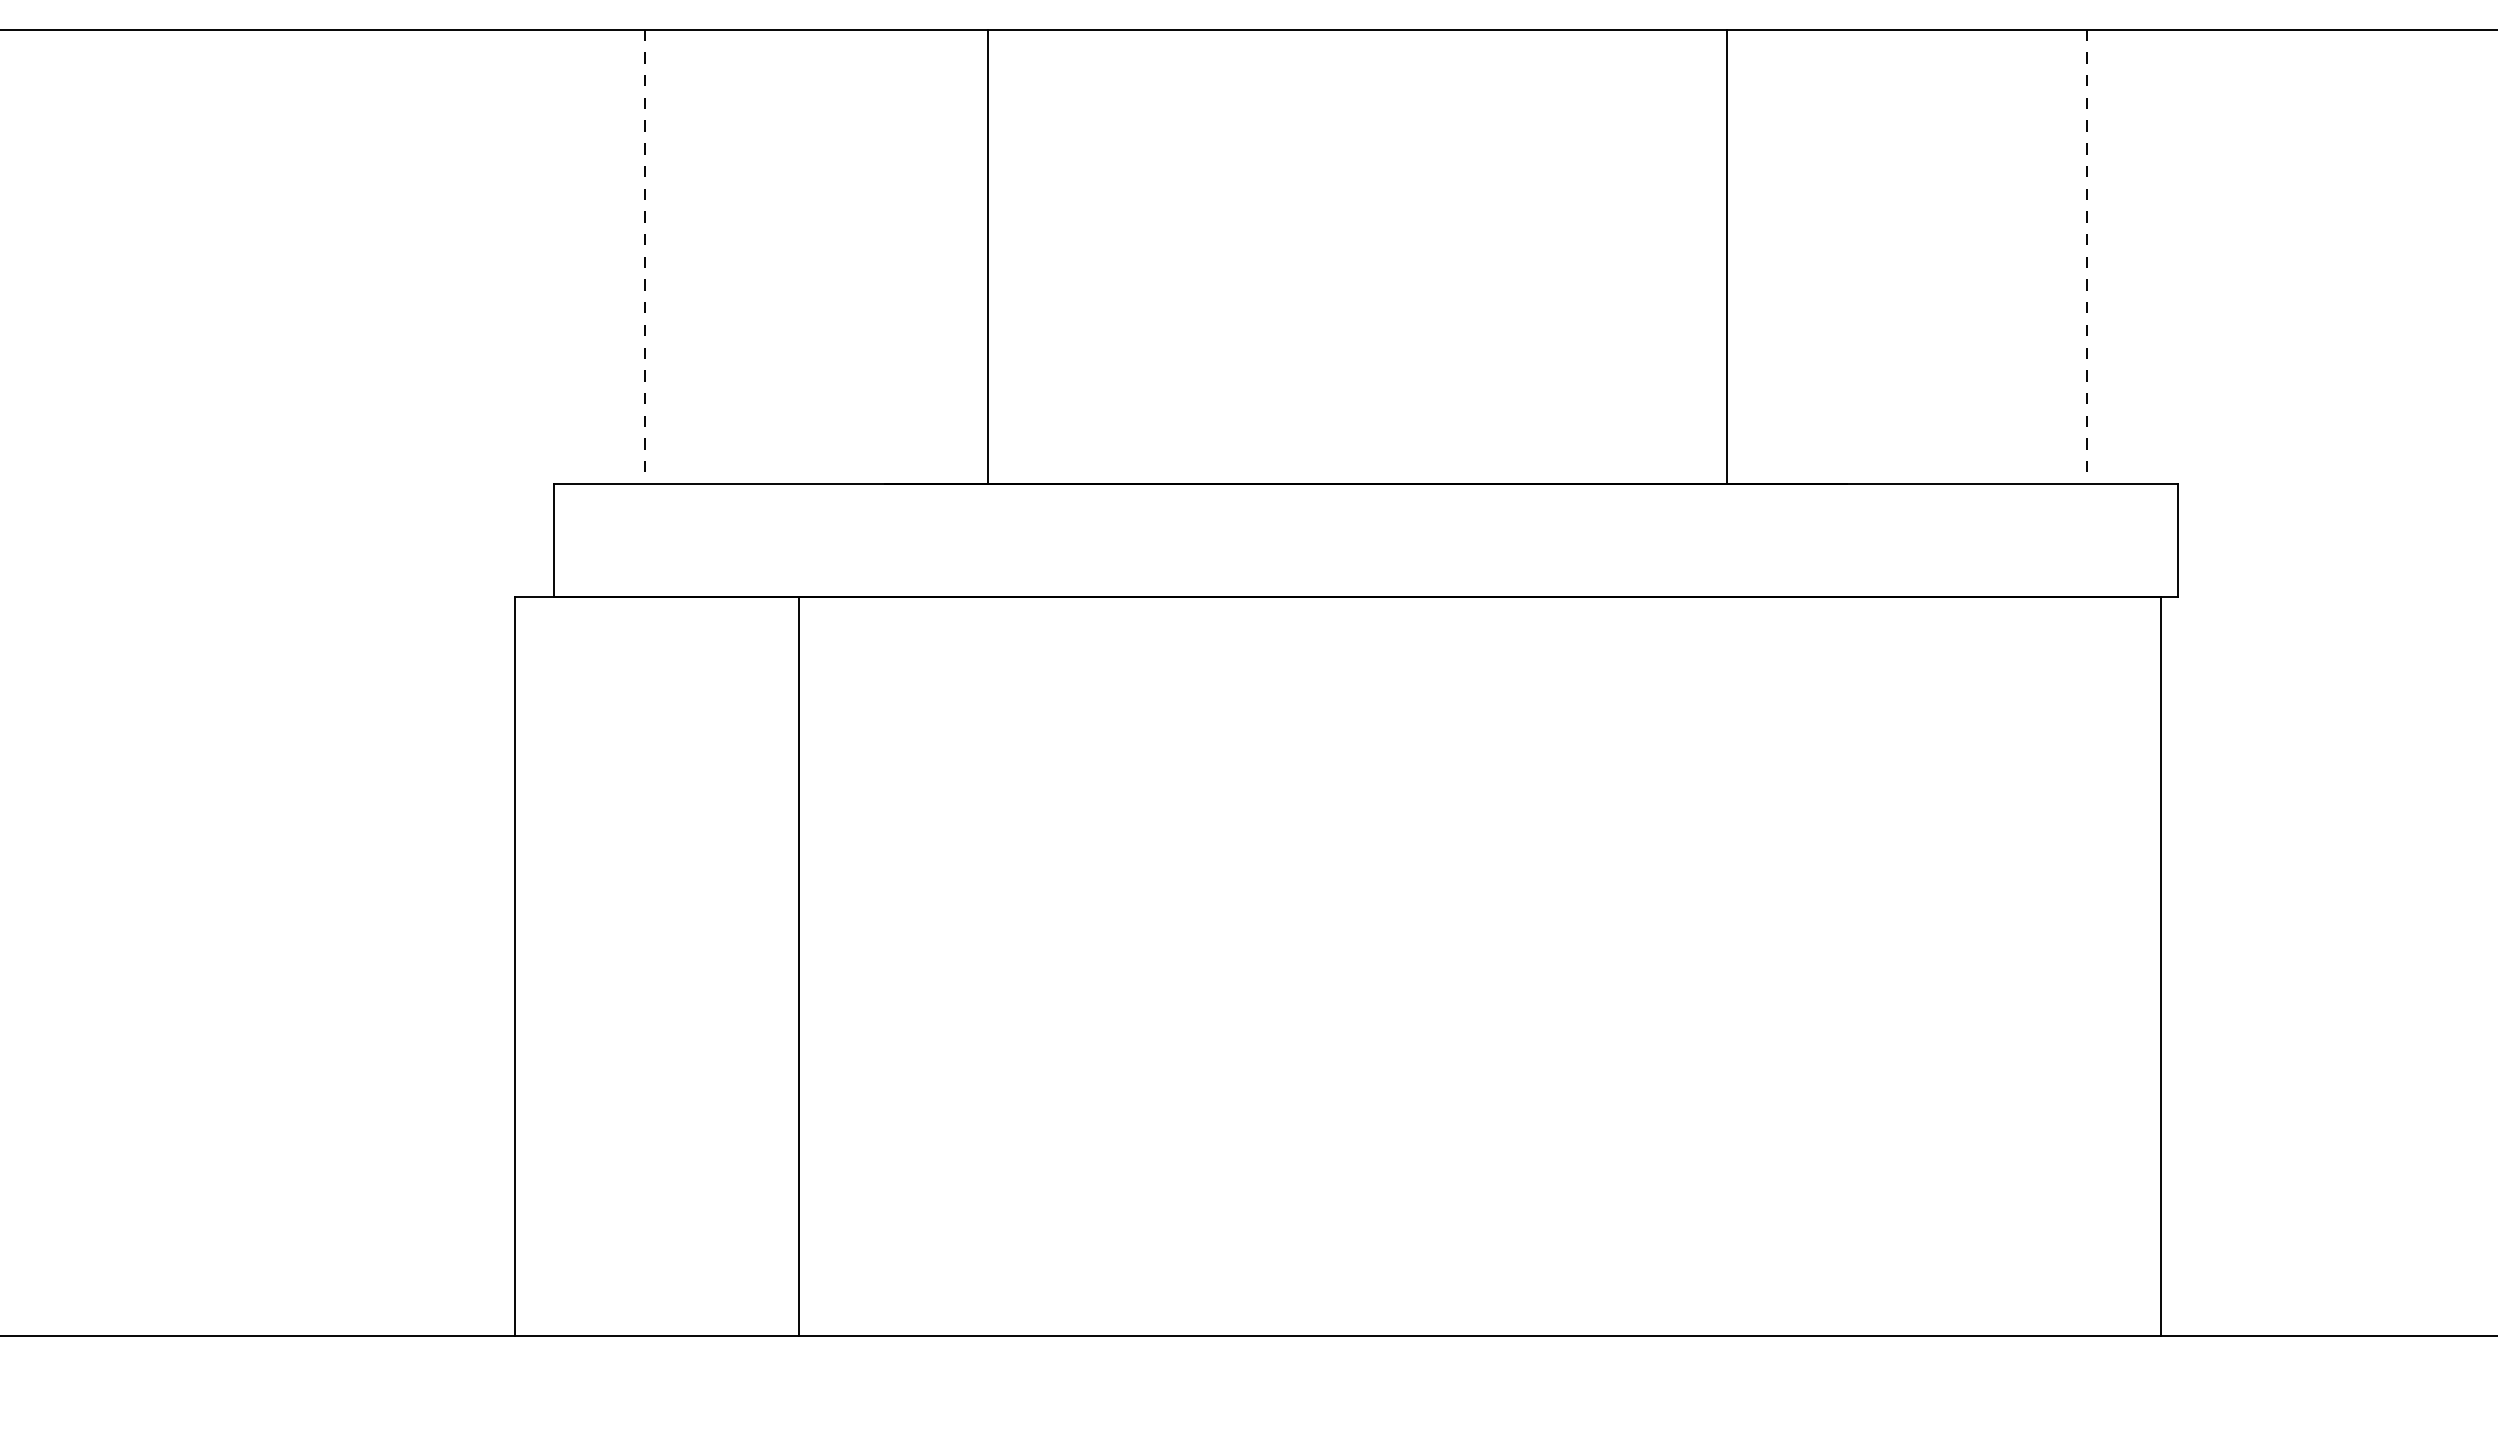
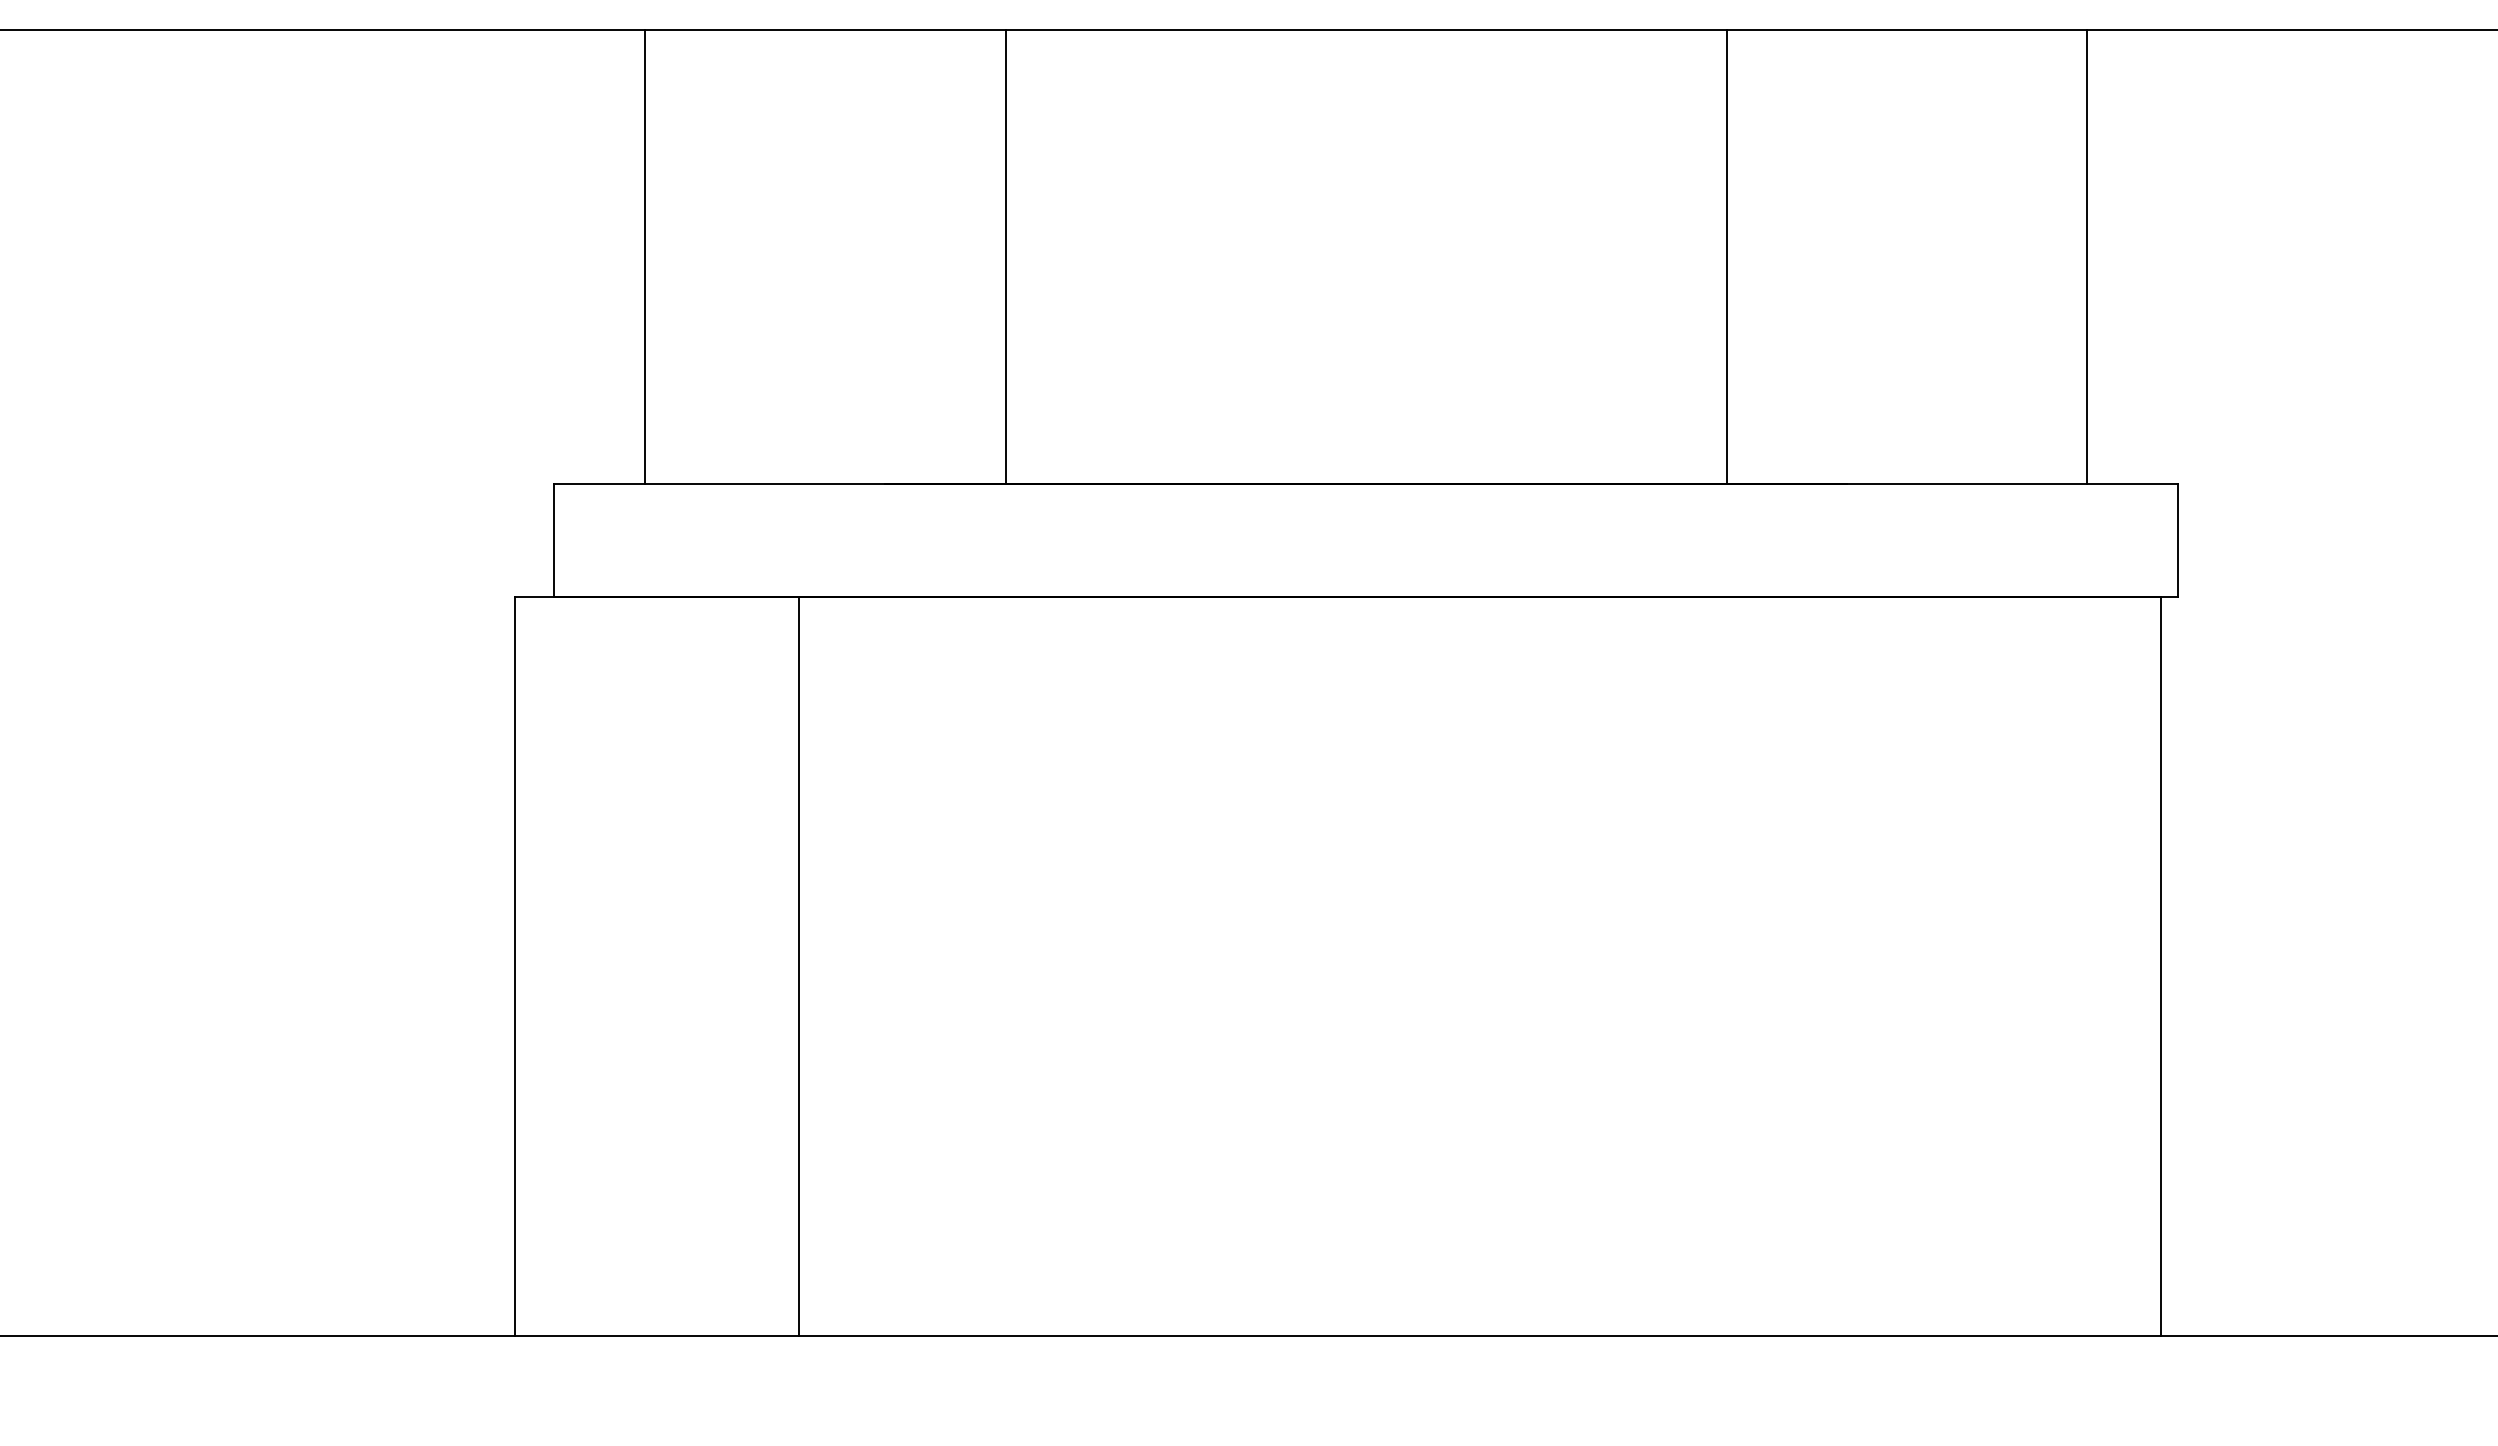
line position: (987, 256) -> (1005, 256) (1005, 256)
line: dashed -> solid (645, 257)
line: dashed -> solid (2087, 257)
